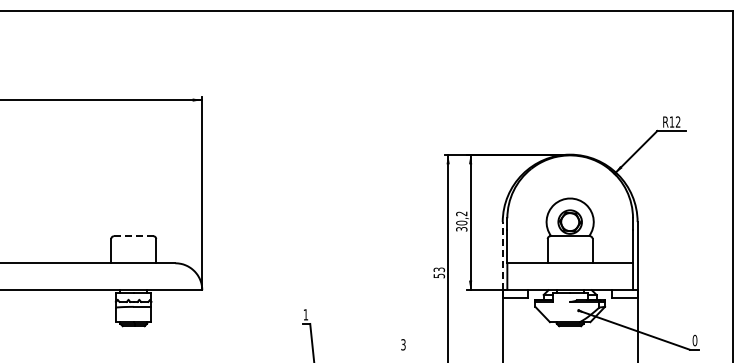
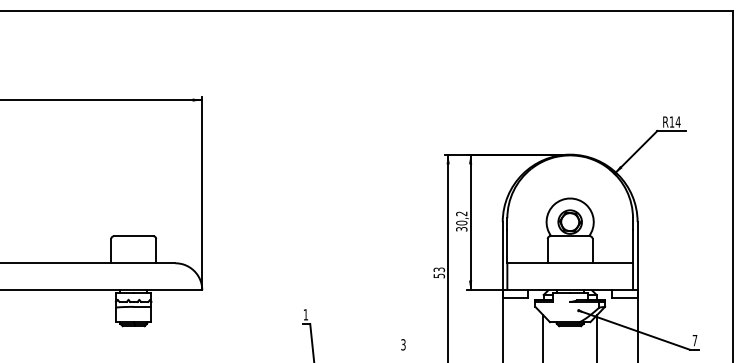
text: R12 -> R14 (677, 121)
line: dashed -> solid (133, 236)
line: dashed -> solid (502, 255)
line: none -> present (543, 337)
line: none -> present (597, 337)
text: 0 -> 7 (694, 340)
